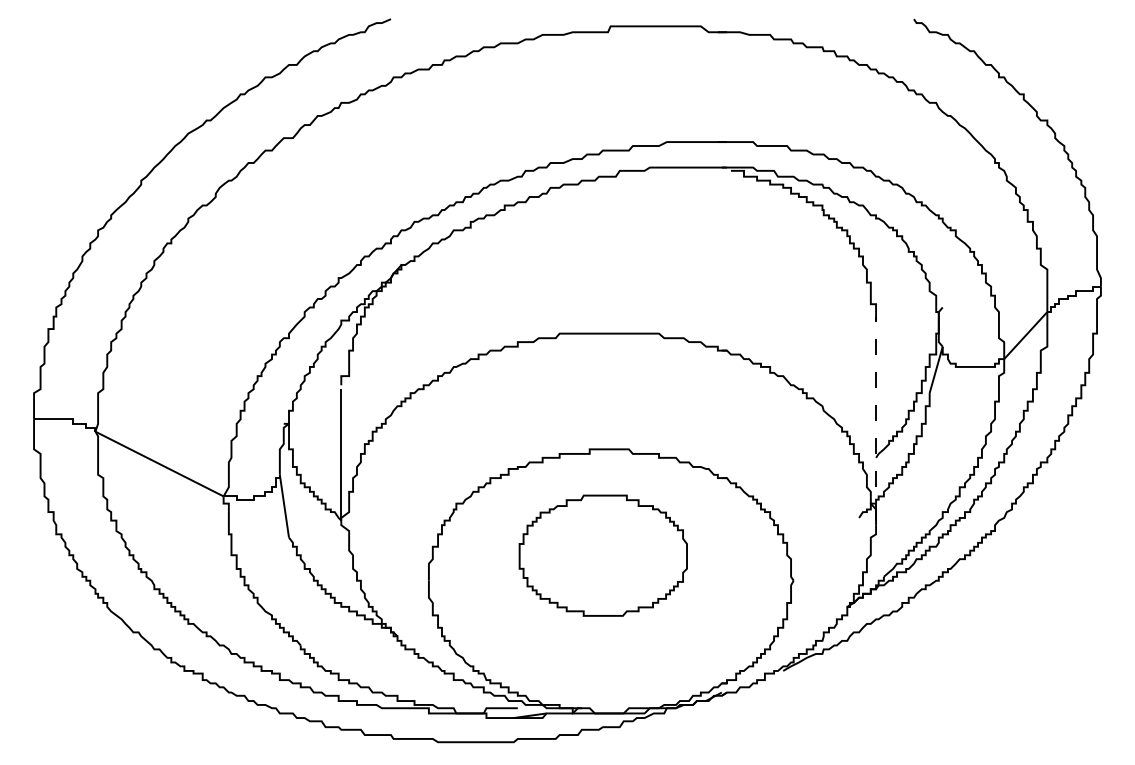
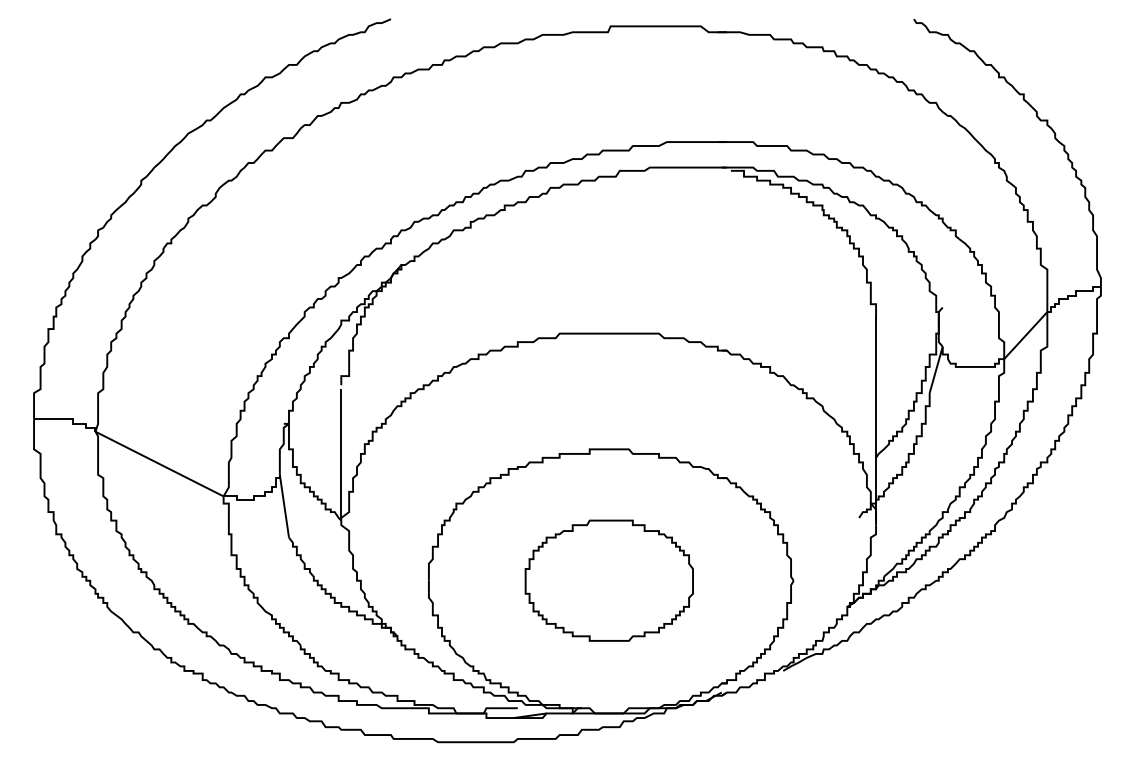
line: dashed -> solid (876, 418)
part position: (602, 555) -> (608, 580) (608, 580)
